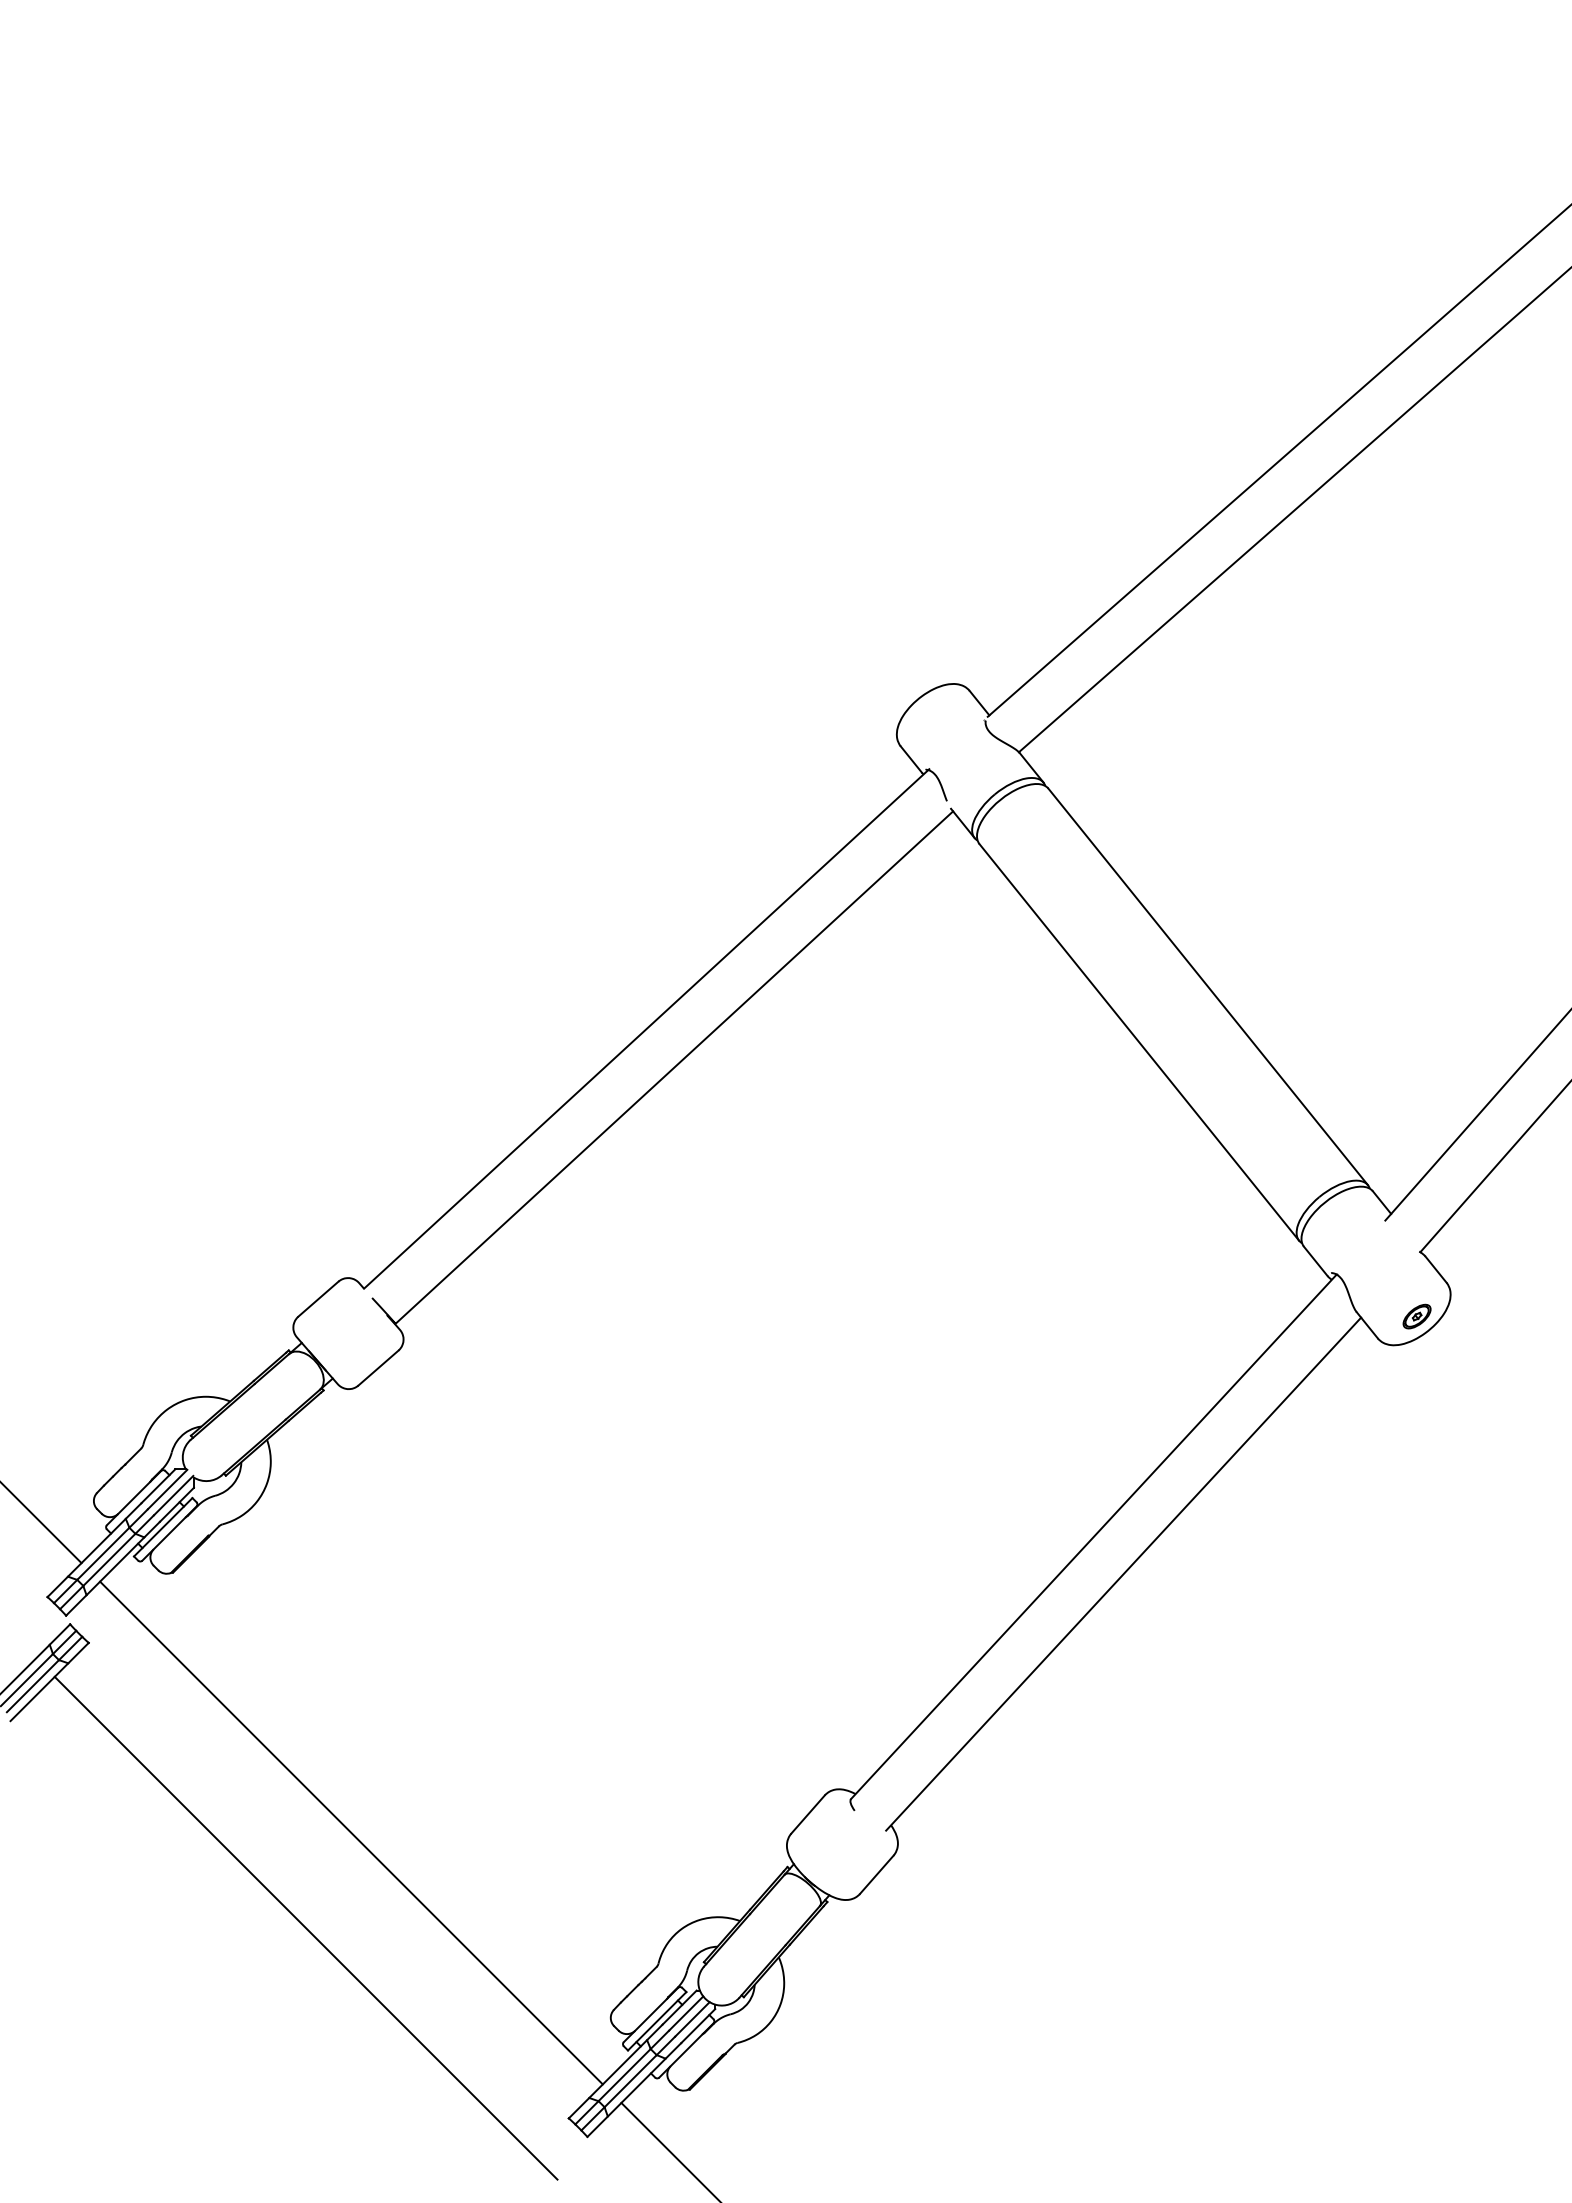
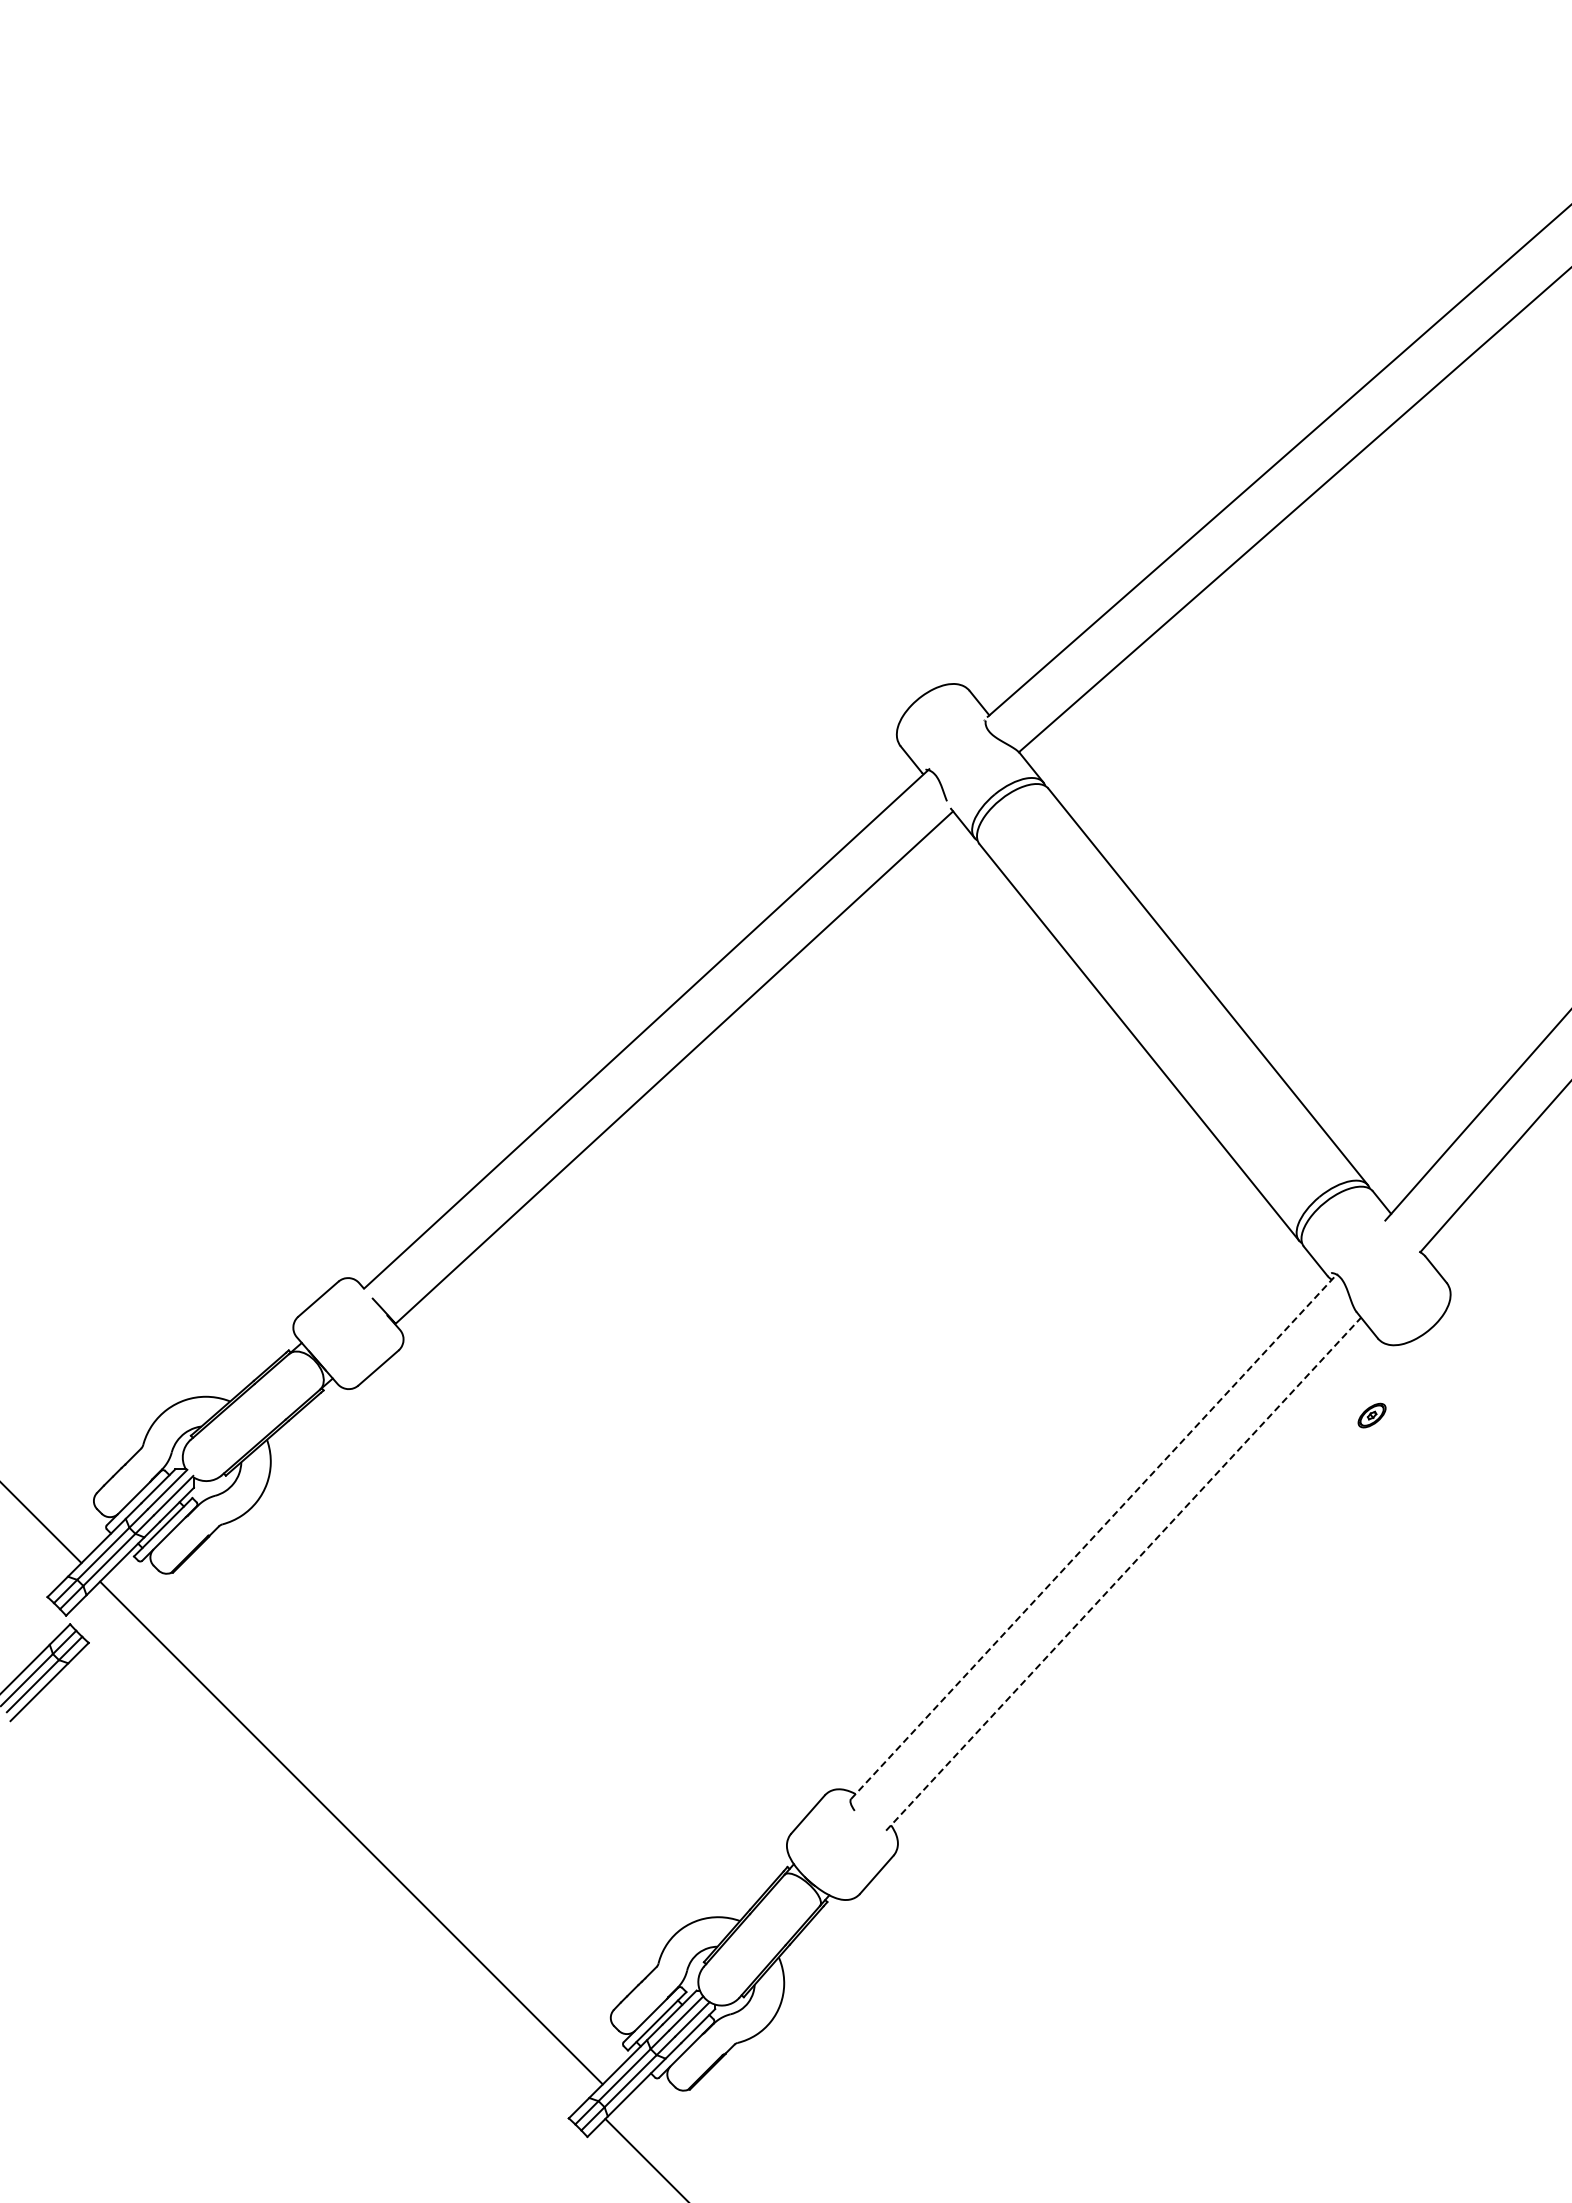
part position: (1416, 1316) -> (1371, 1415) (1371, 1415)
line: solid -> dashed (1094, 1536)
line: solid -> dashed (1123, 1574)
line: present -> none (305, 1927)
line position: (669, 2150) -> (645, 2158) (645, 2158)
